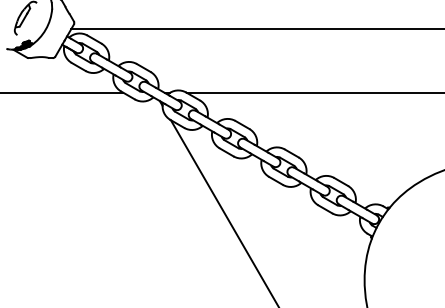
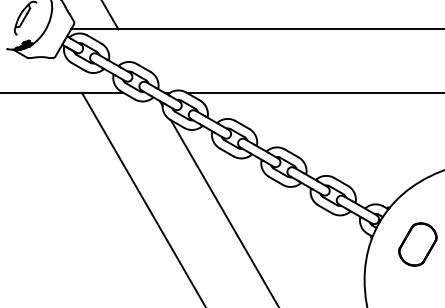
line: none -> present (110, 15)
line: none -> present (142, 198)
part: none -> present (417, 244)
